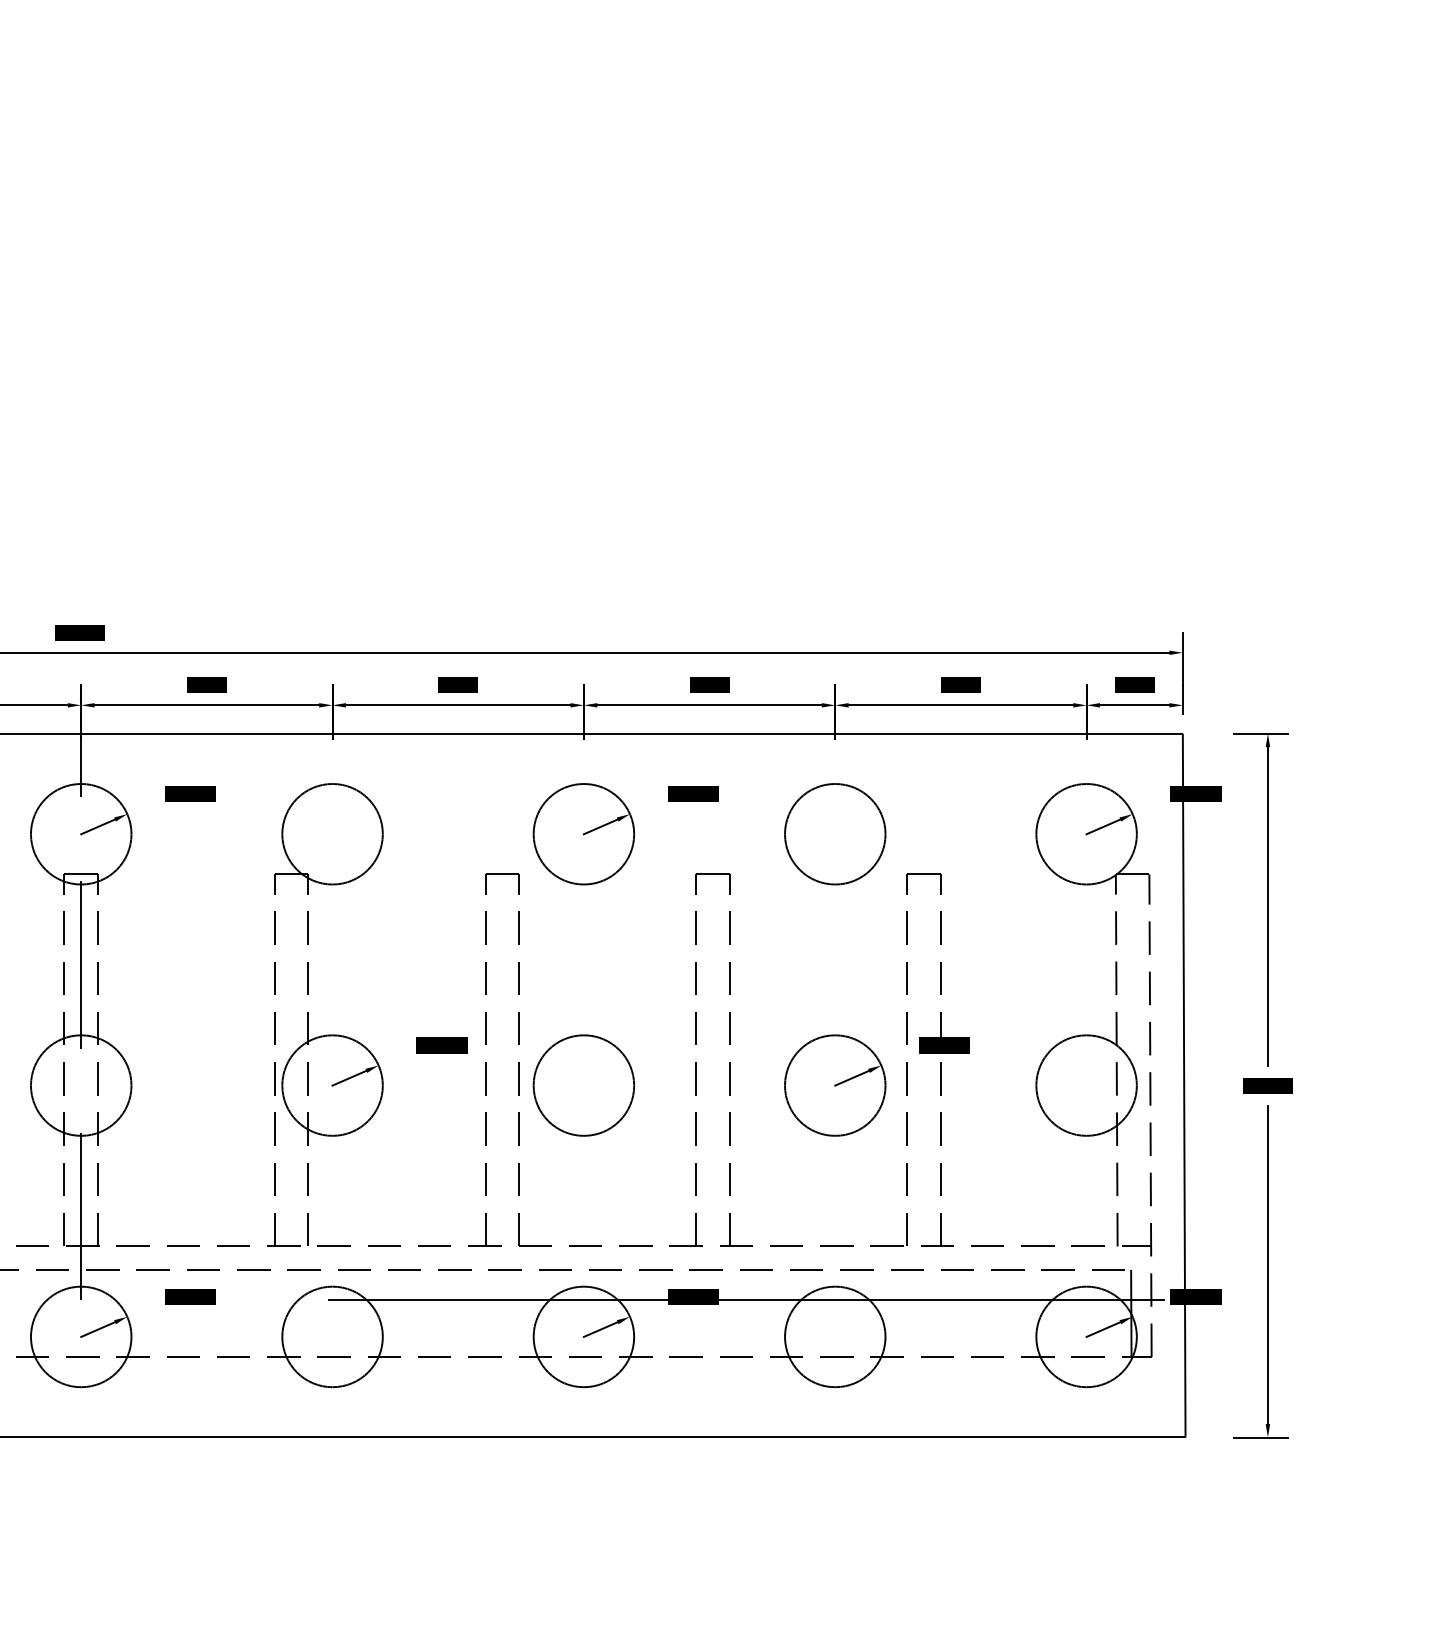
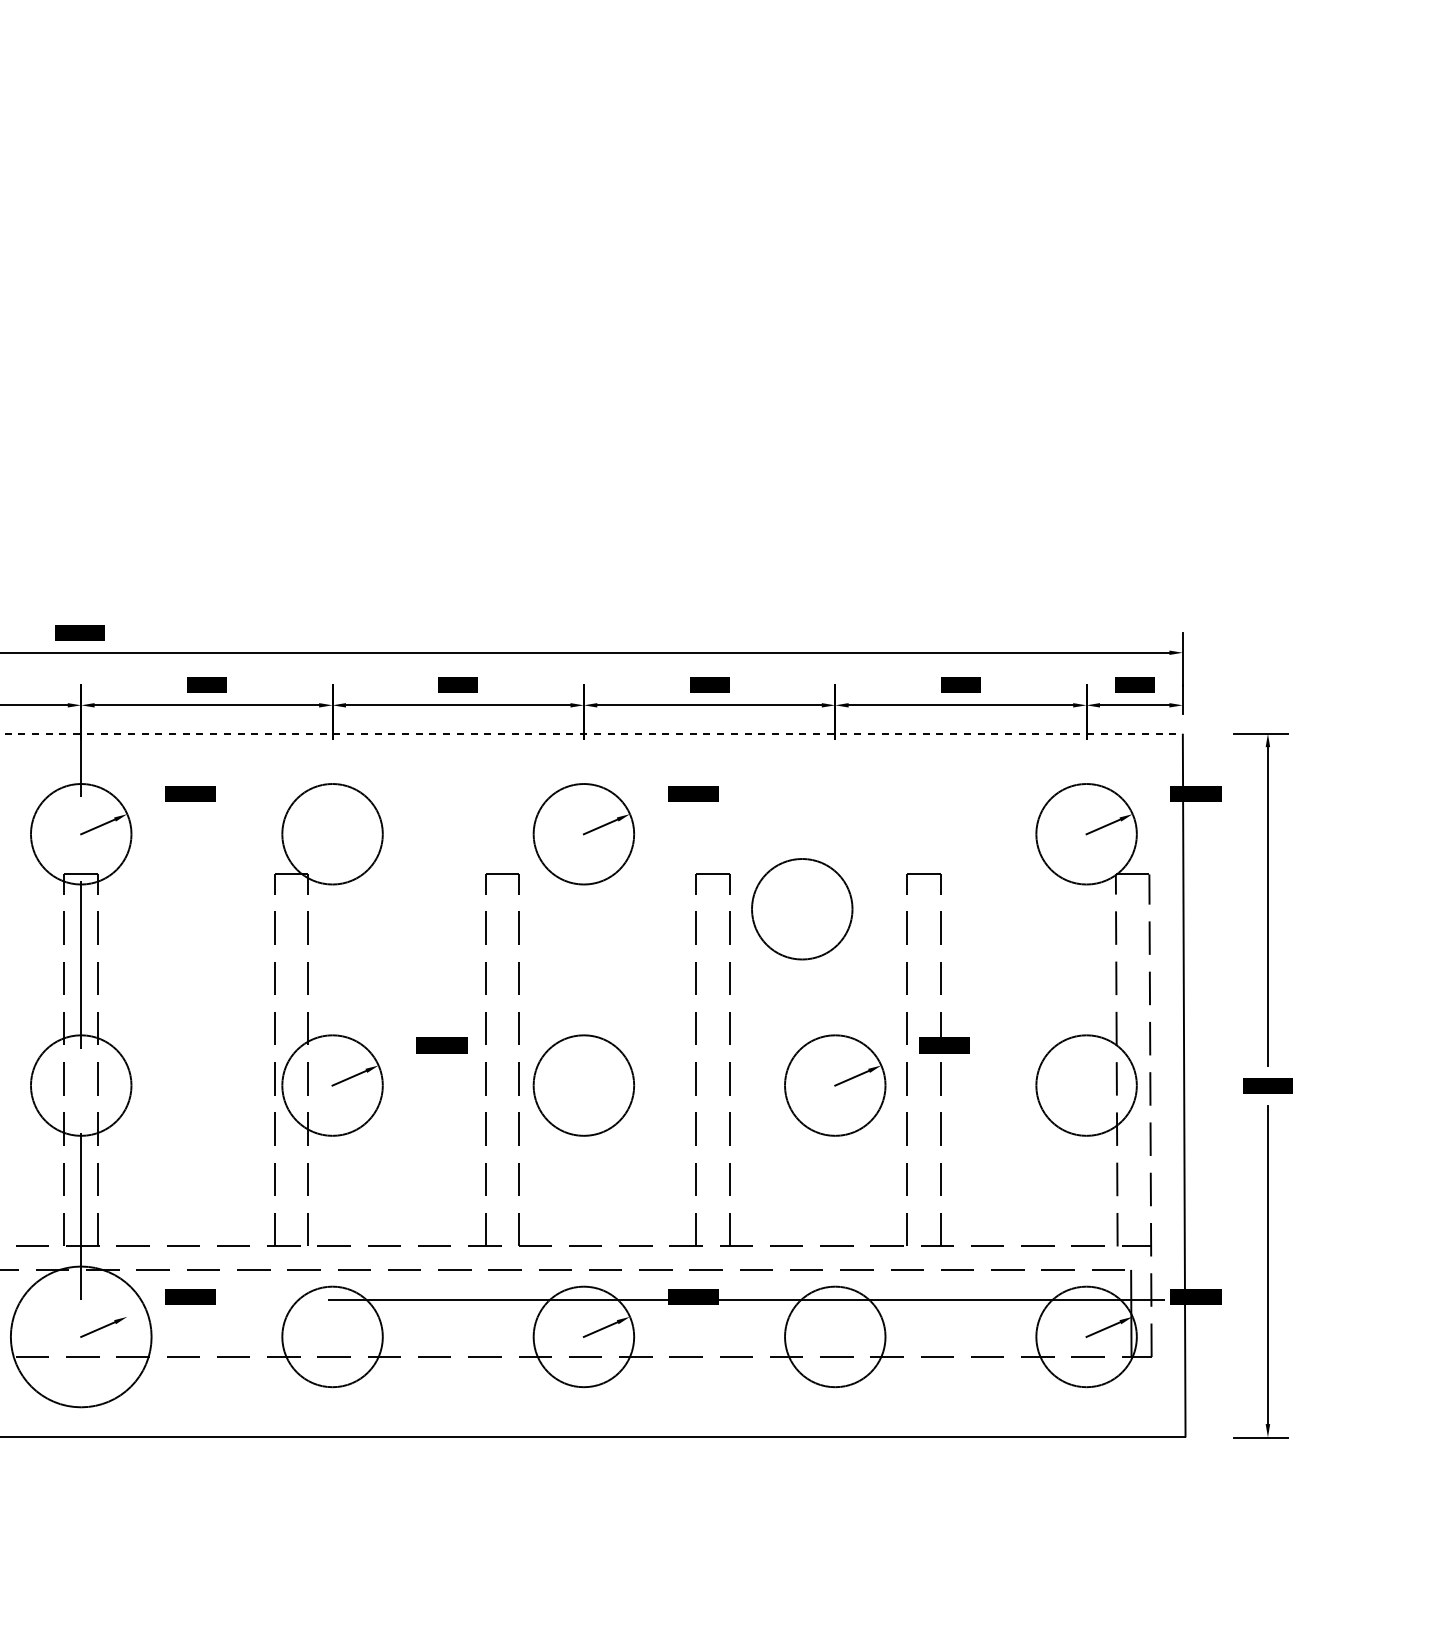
line: solid -> dashed (591, 733)
circle position: (835, 834) -> (802, 909) (802, 909)
circle diameter: 101 px -> 141 px (80, 1336)
